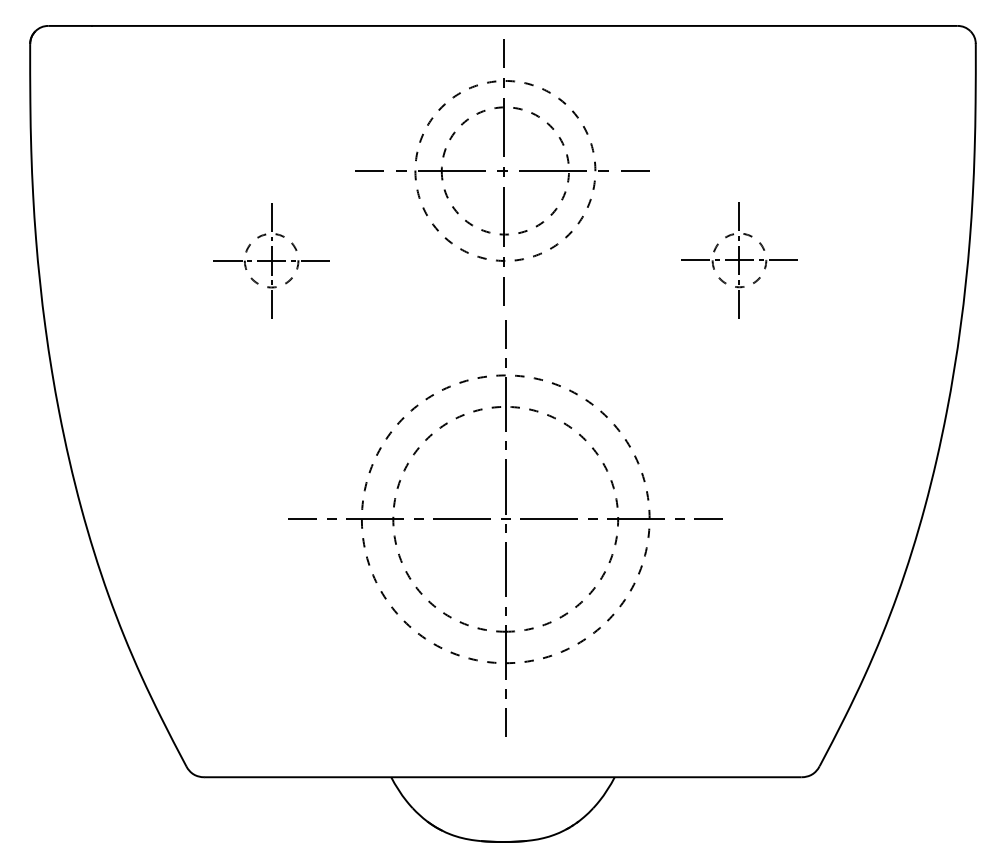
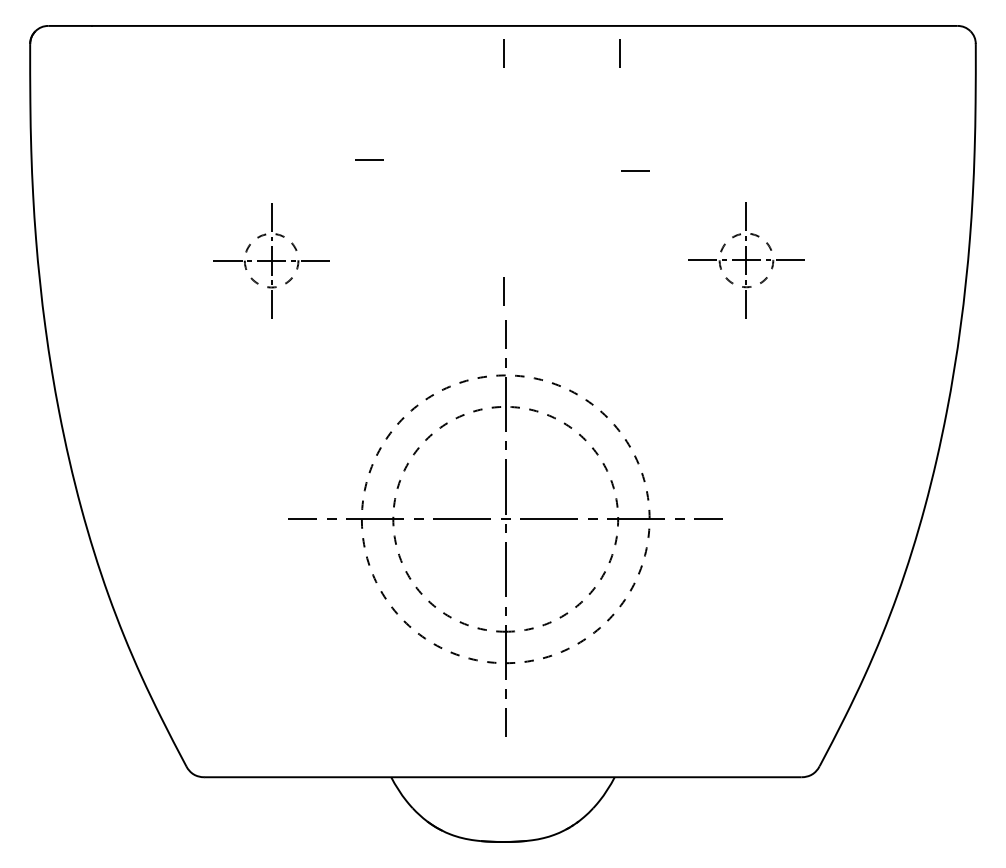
line: none -> present (619, 53)
line position: (369, 170) -> (369, 159) (369, 159)
part: present -> none (502, 172)
part position: (739, 260) -> (746, 260) (746, 260)
